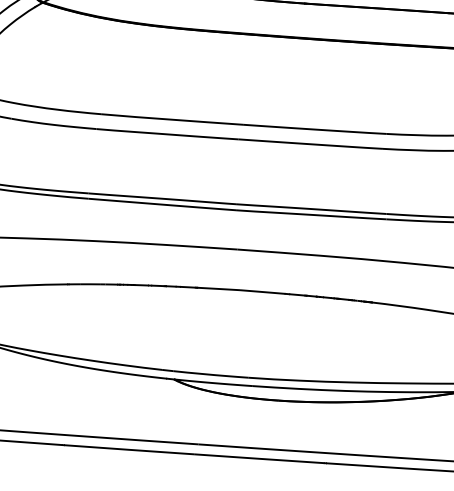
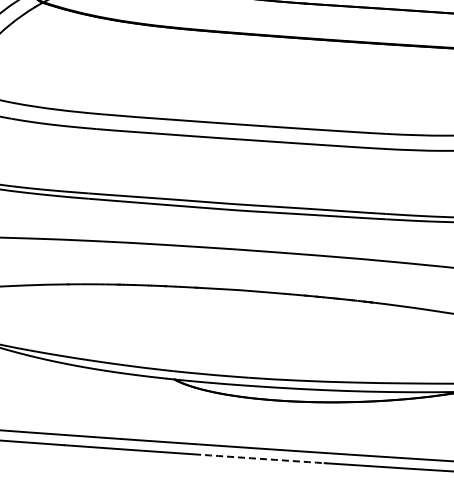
arc: solid -> dashed (259, 458)
